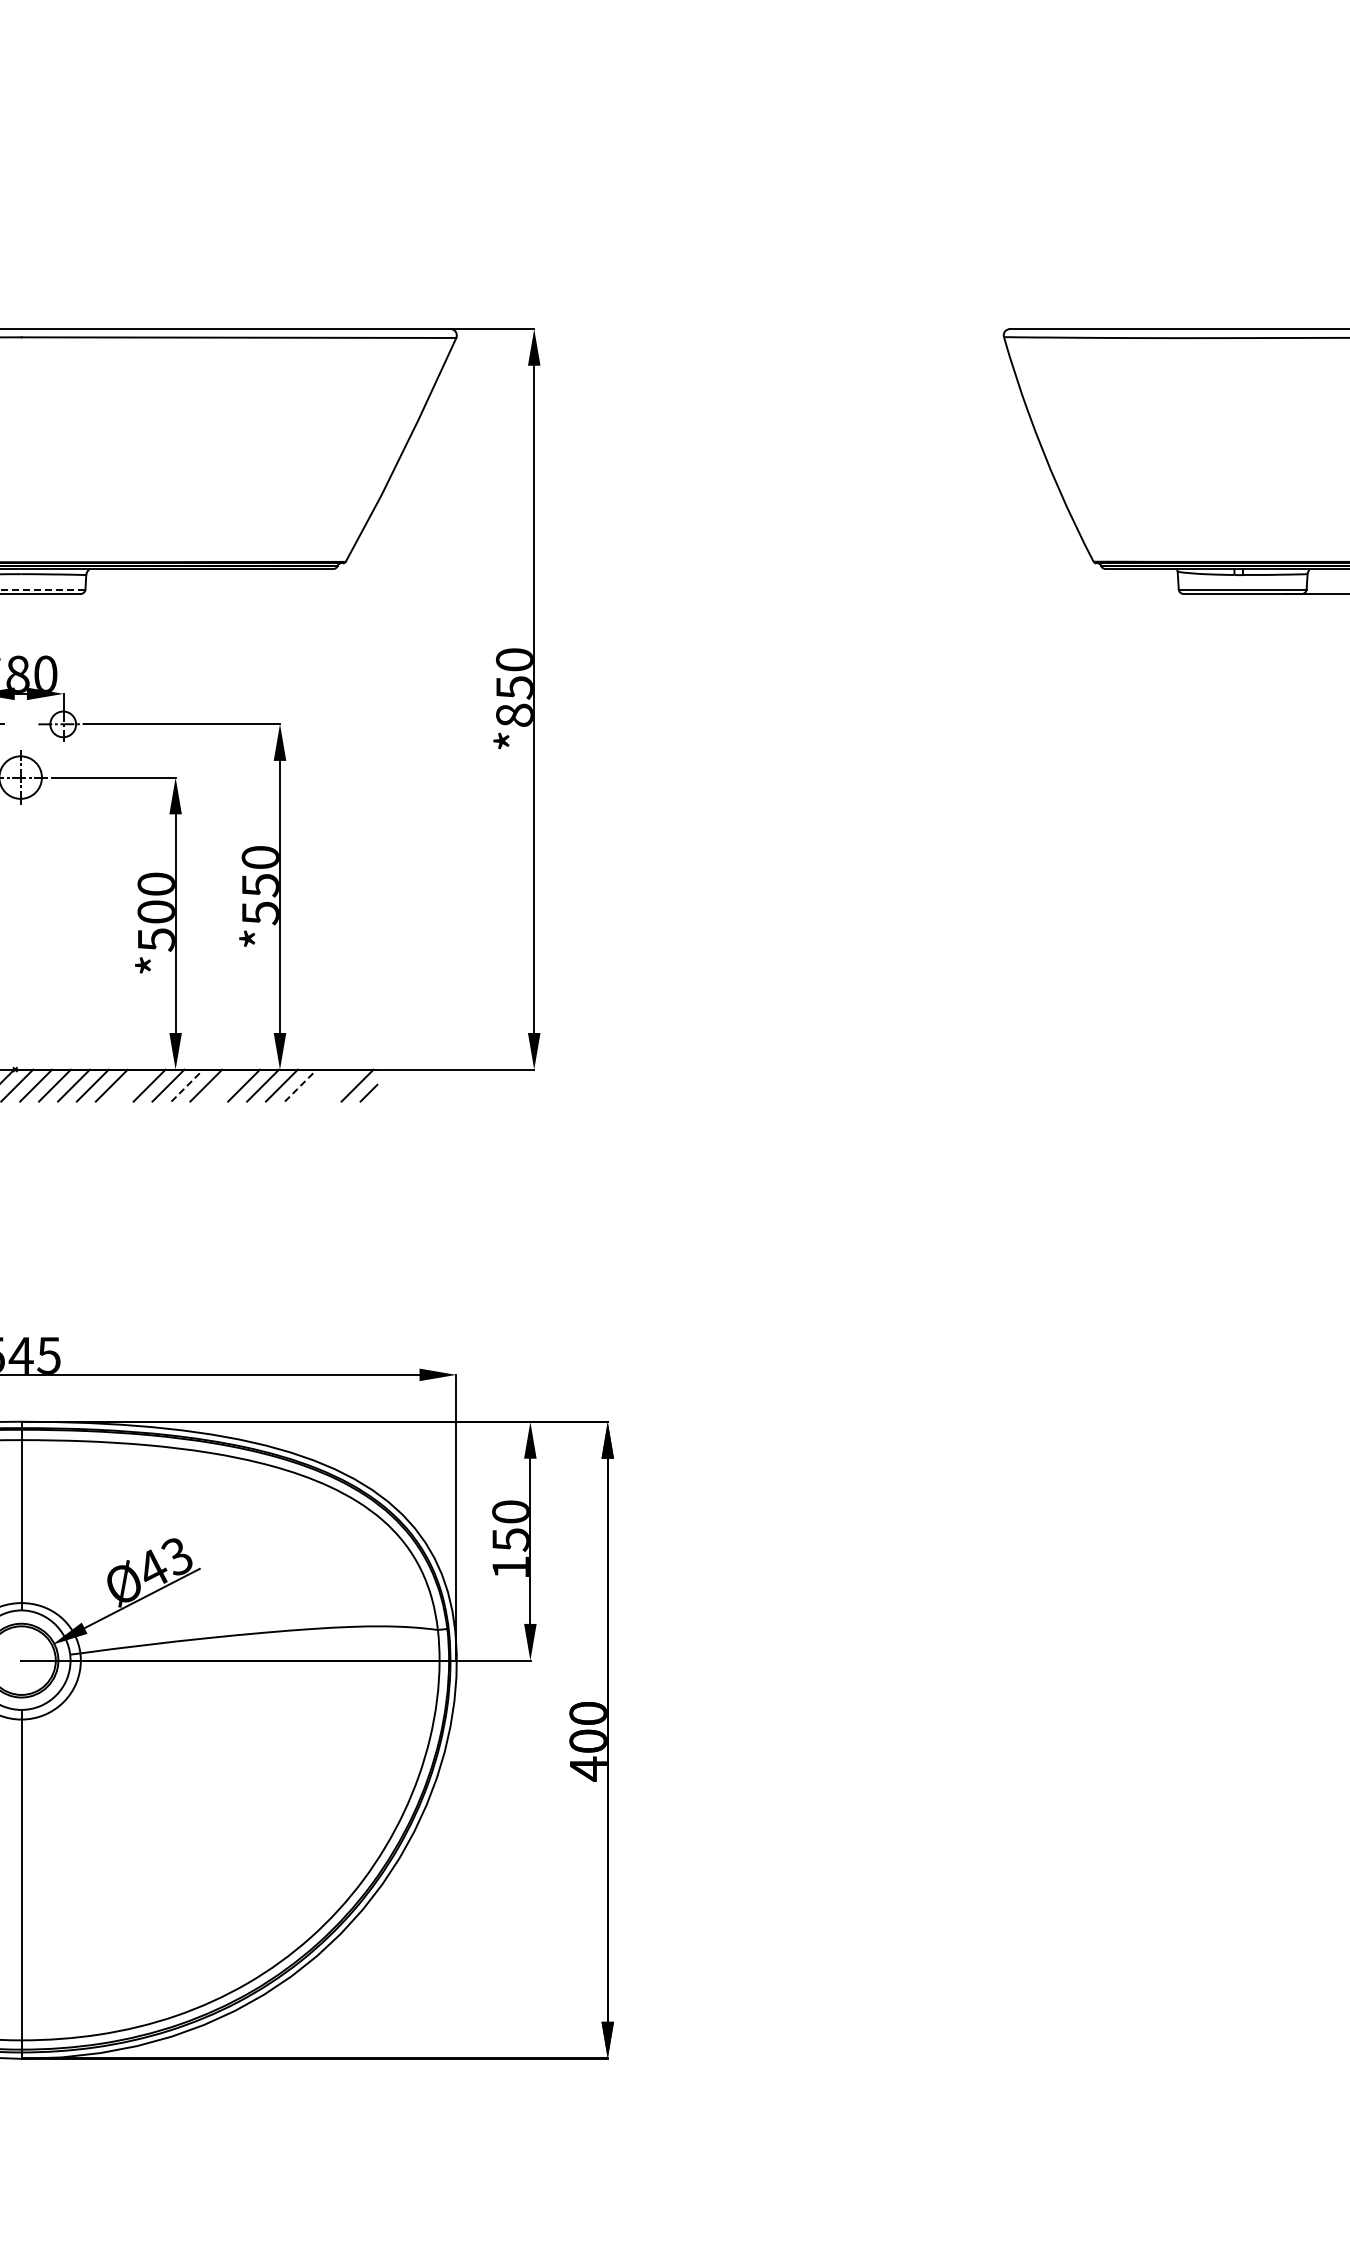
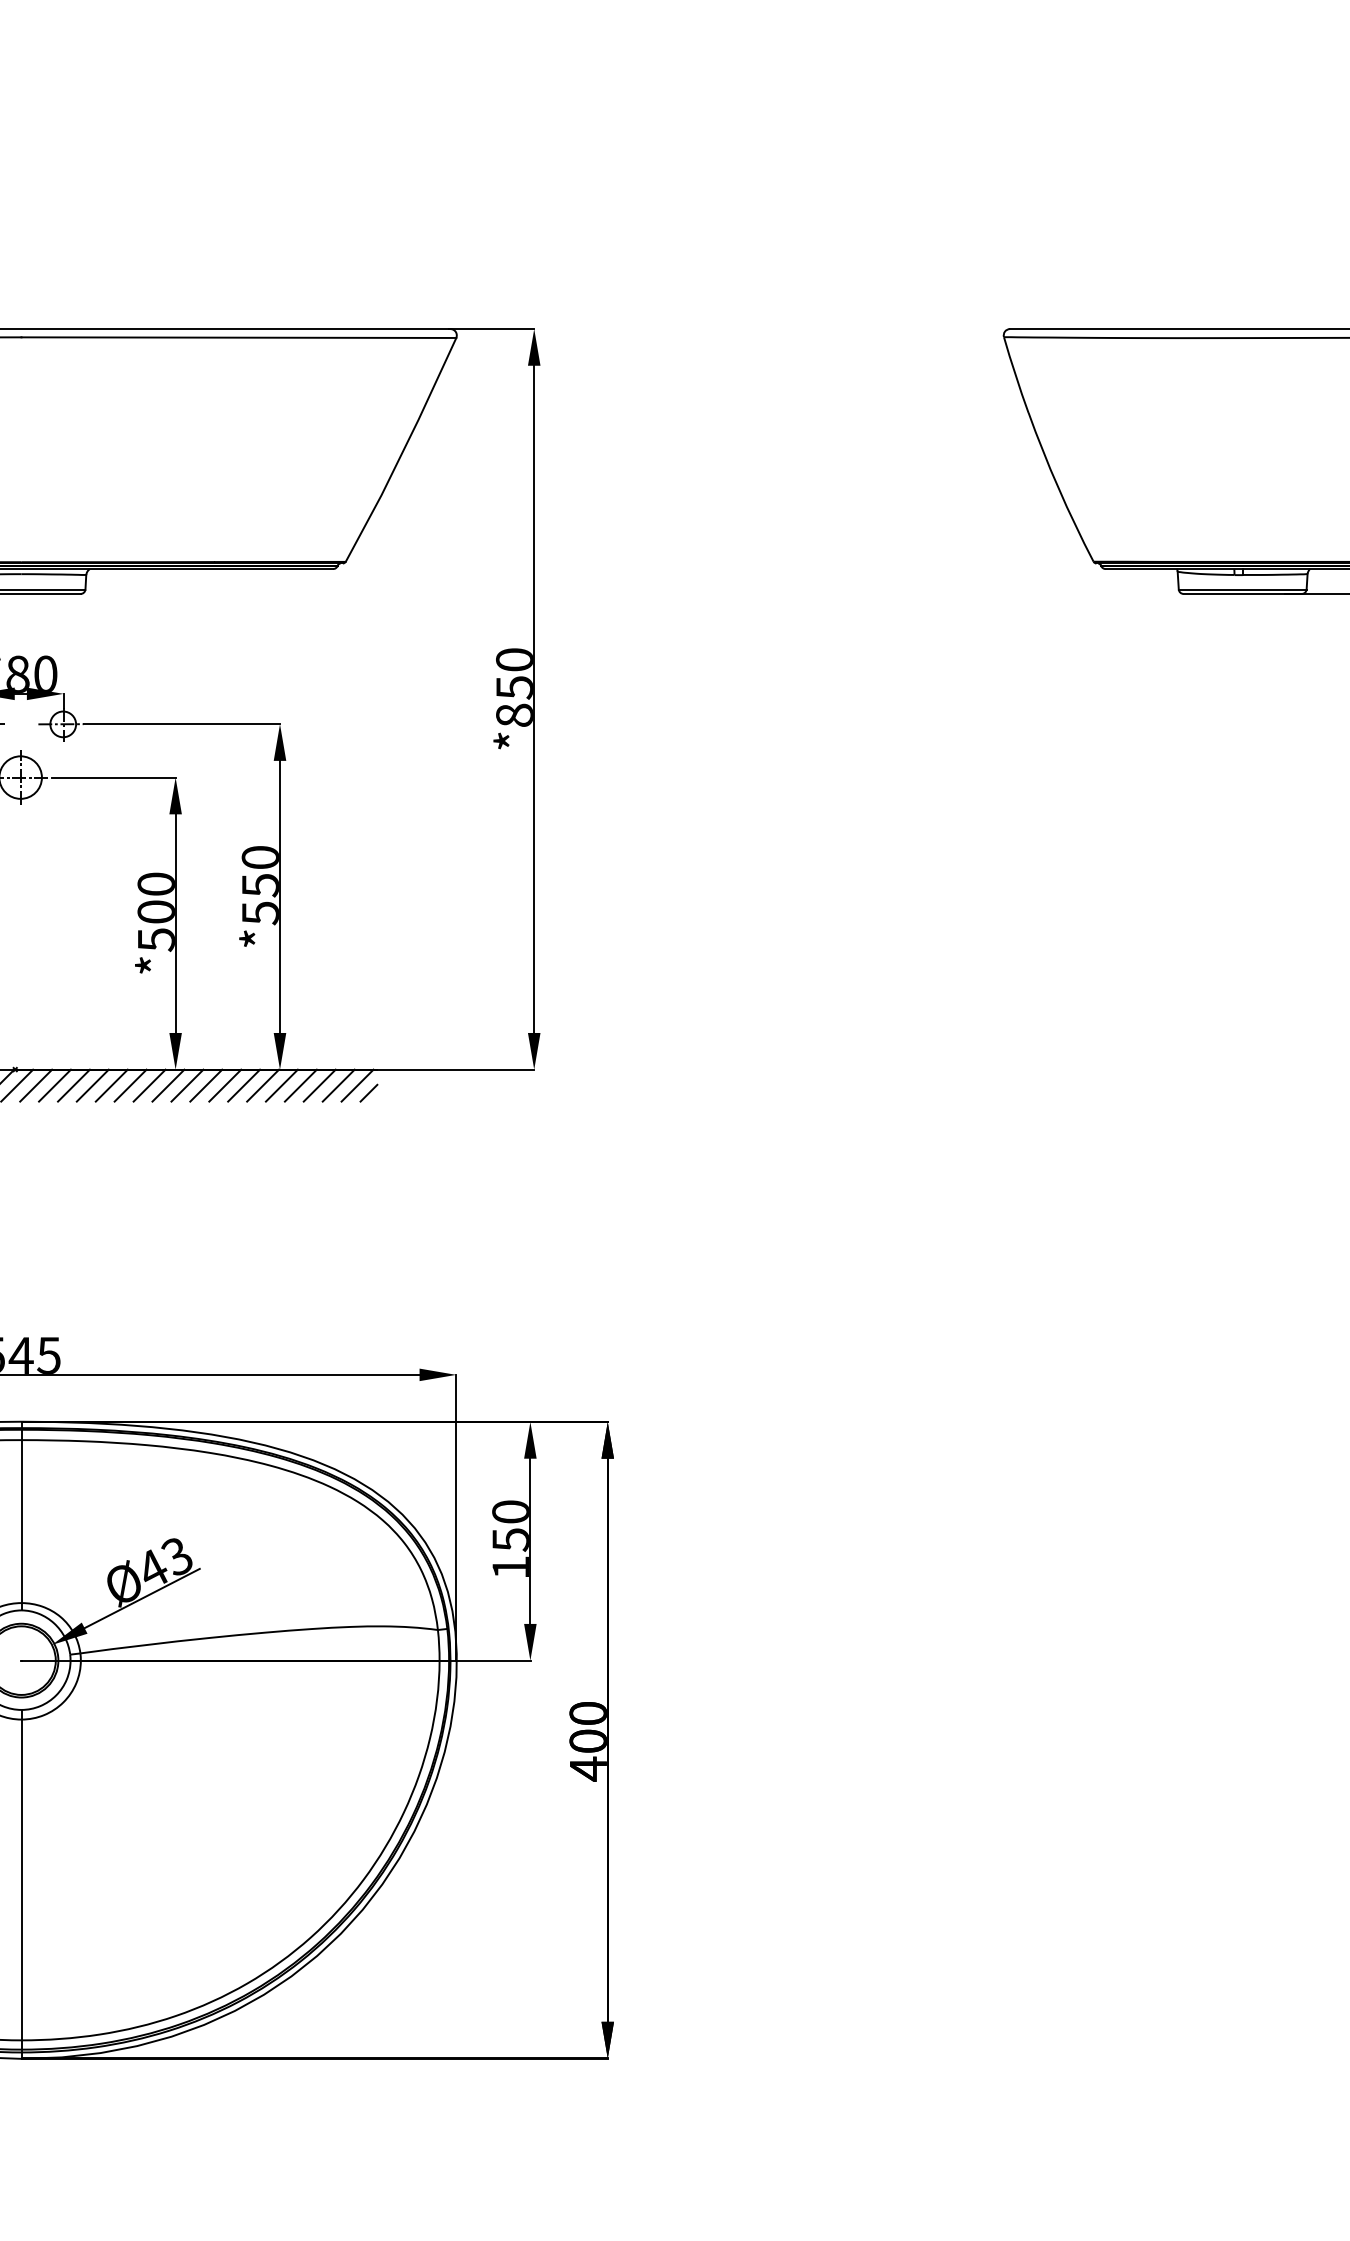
line: dashed -> solid (43, 589)
line: none -> present (130, 1085)
line: dashed -> solid (187, 1085)
line: none -> present (225, 1085)
line: dashed -> solid (300, 1085)
line: none -> present (319, 1085)
line: none -> present (338, 1085)
